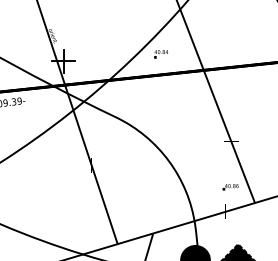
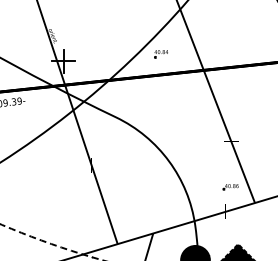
circle: solid -> dashed (52, 242)
